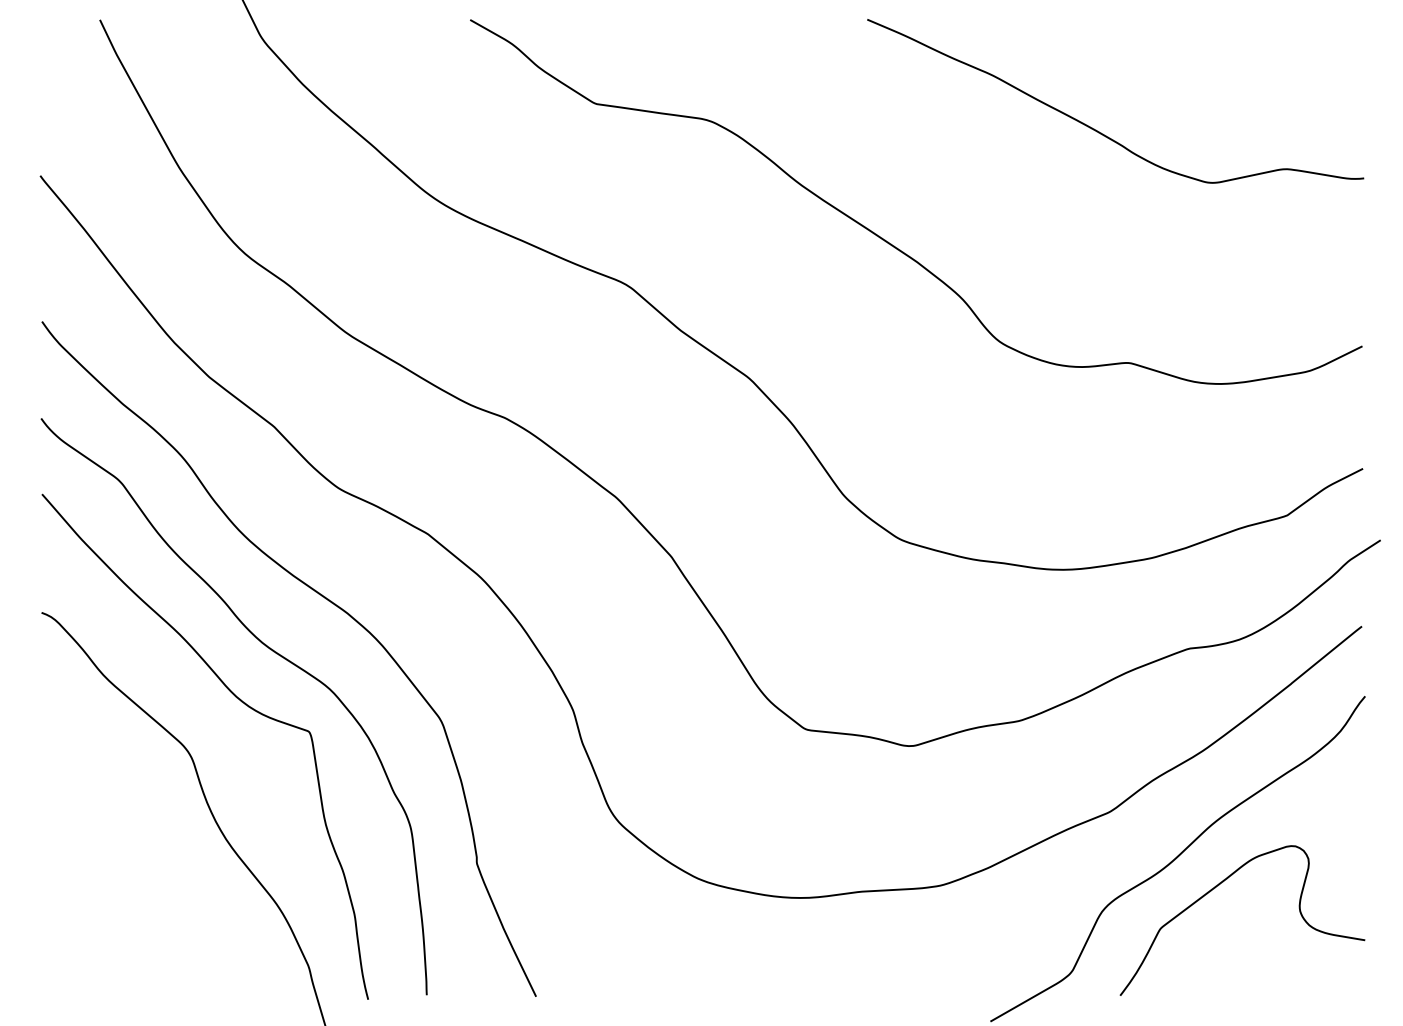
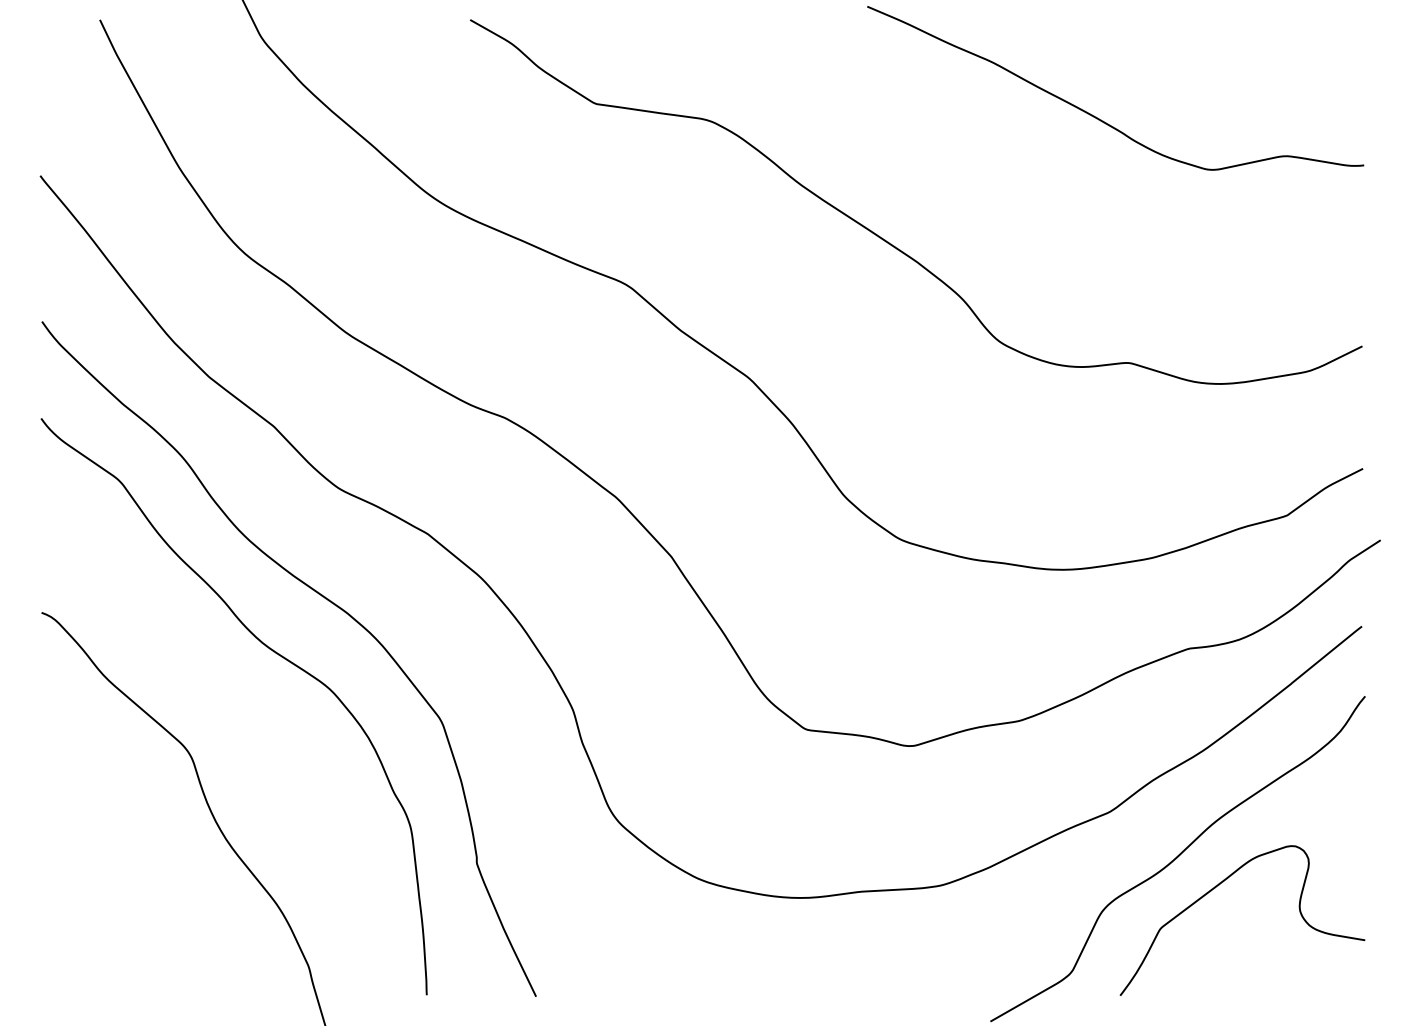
curve position: (1096, 129) -> (1096, 116) (1096, 116)
curve: present -> none (241, 702)
